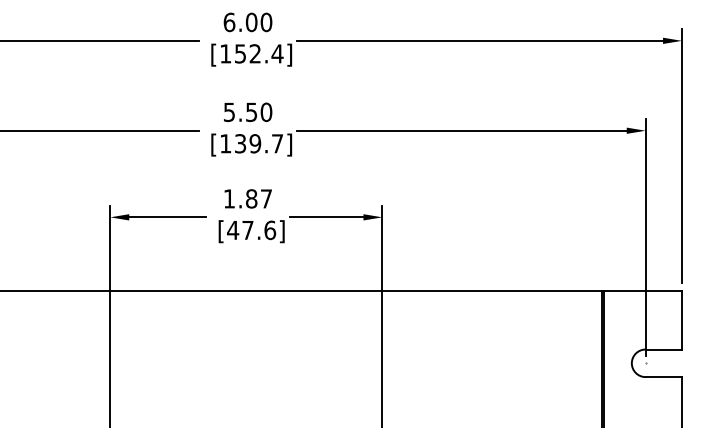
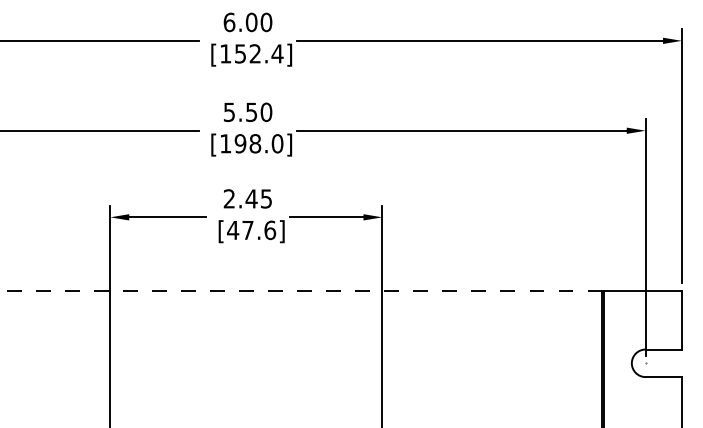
text: [139.7] -> [198.0] (258, 143)
text: 1.87 -> 2.45 (247, 198)
line: solid -> dashed (301, 290)
